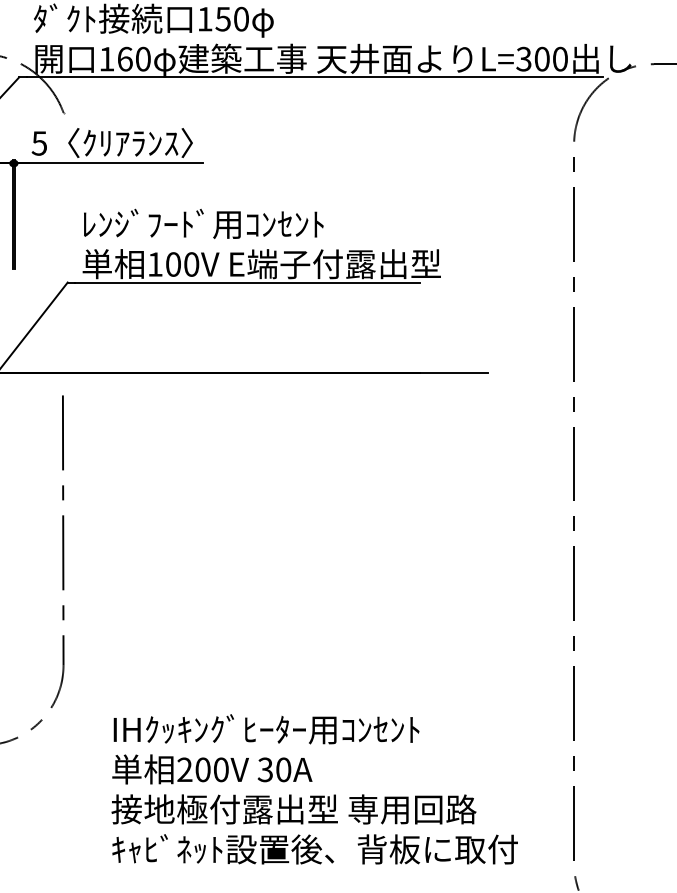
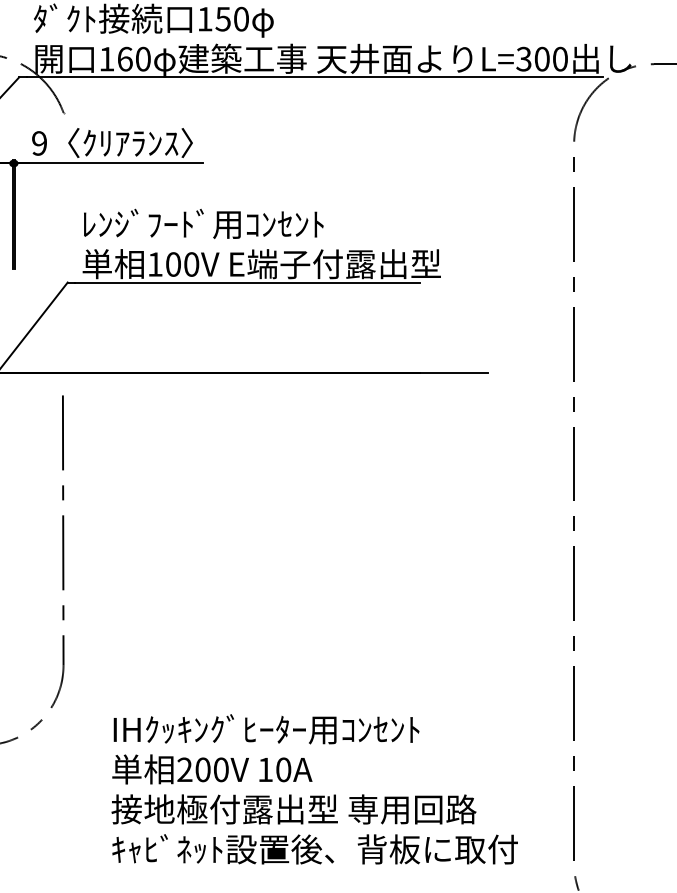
text: 5 -> 9 (38, 143)
text: 30A -> 10A (264, 769)
